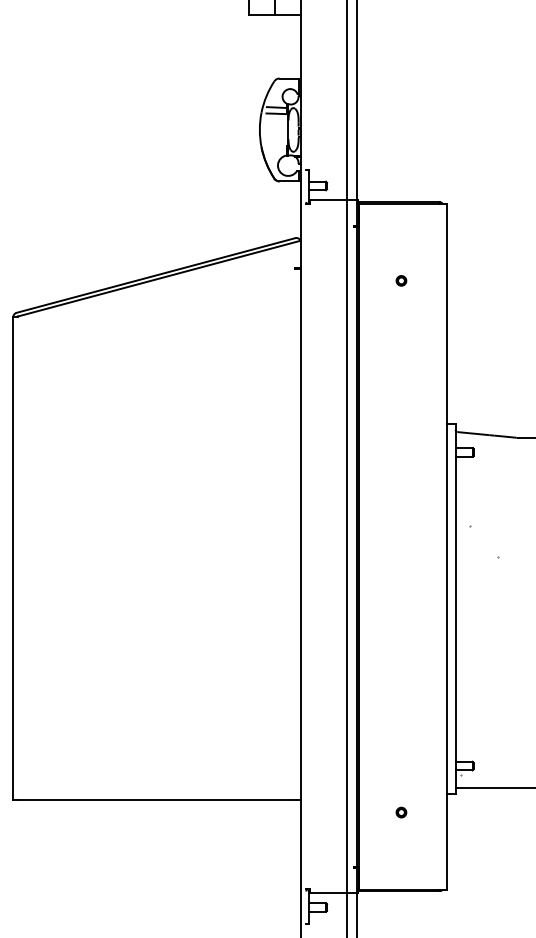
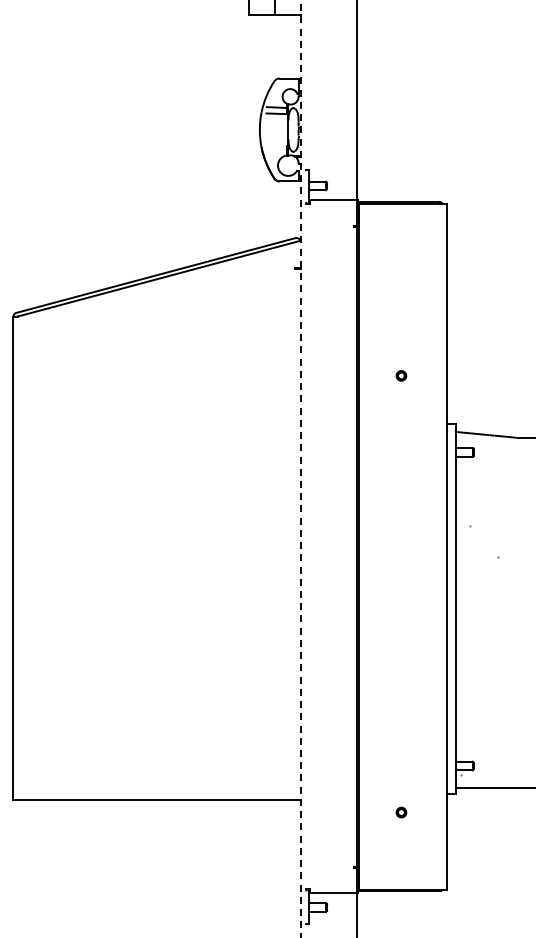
part position: (401, 280) -> (401, 375) (401, 375)
line: solid -> dashed (300, 468)
line: present -> none (346, 468)
